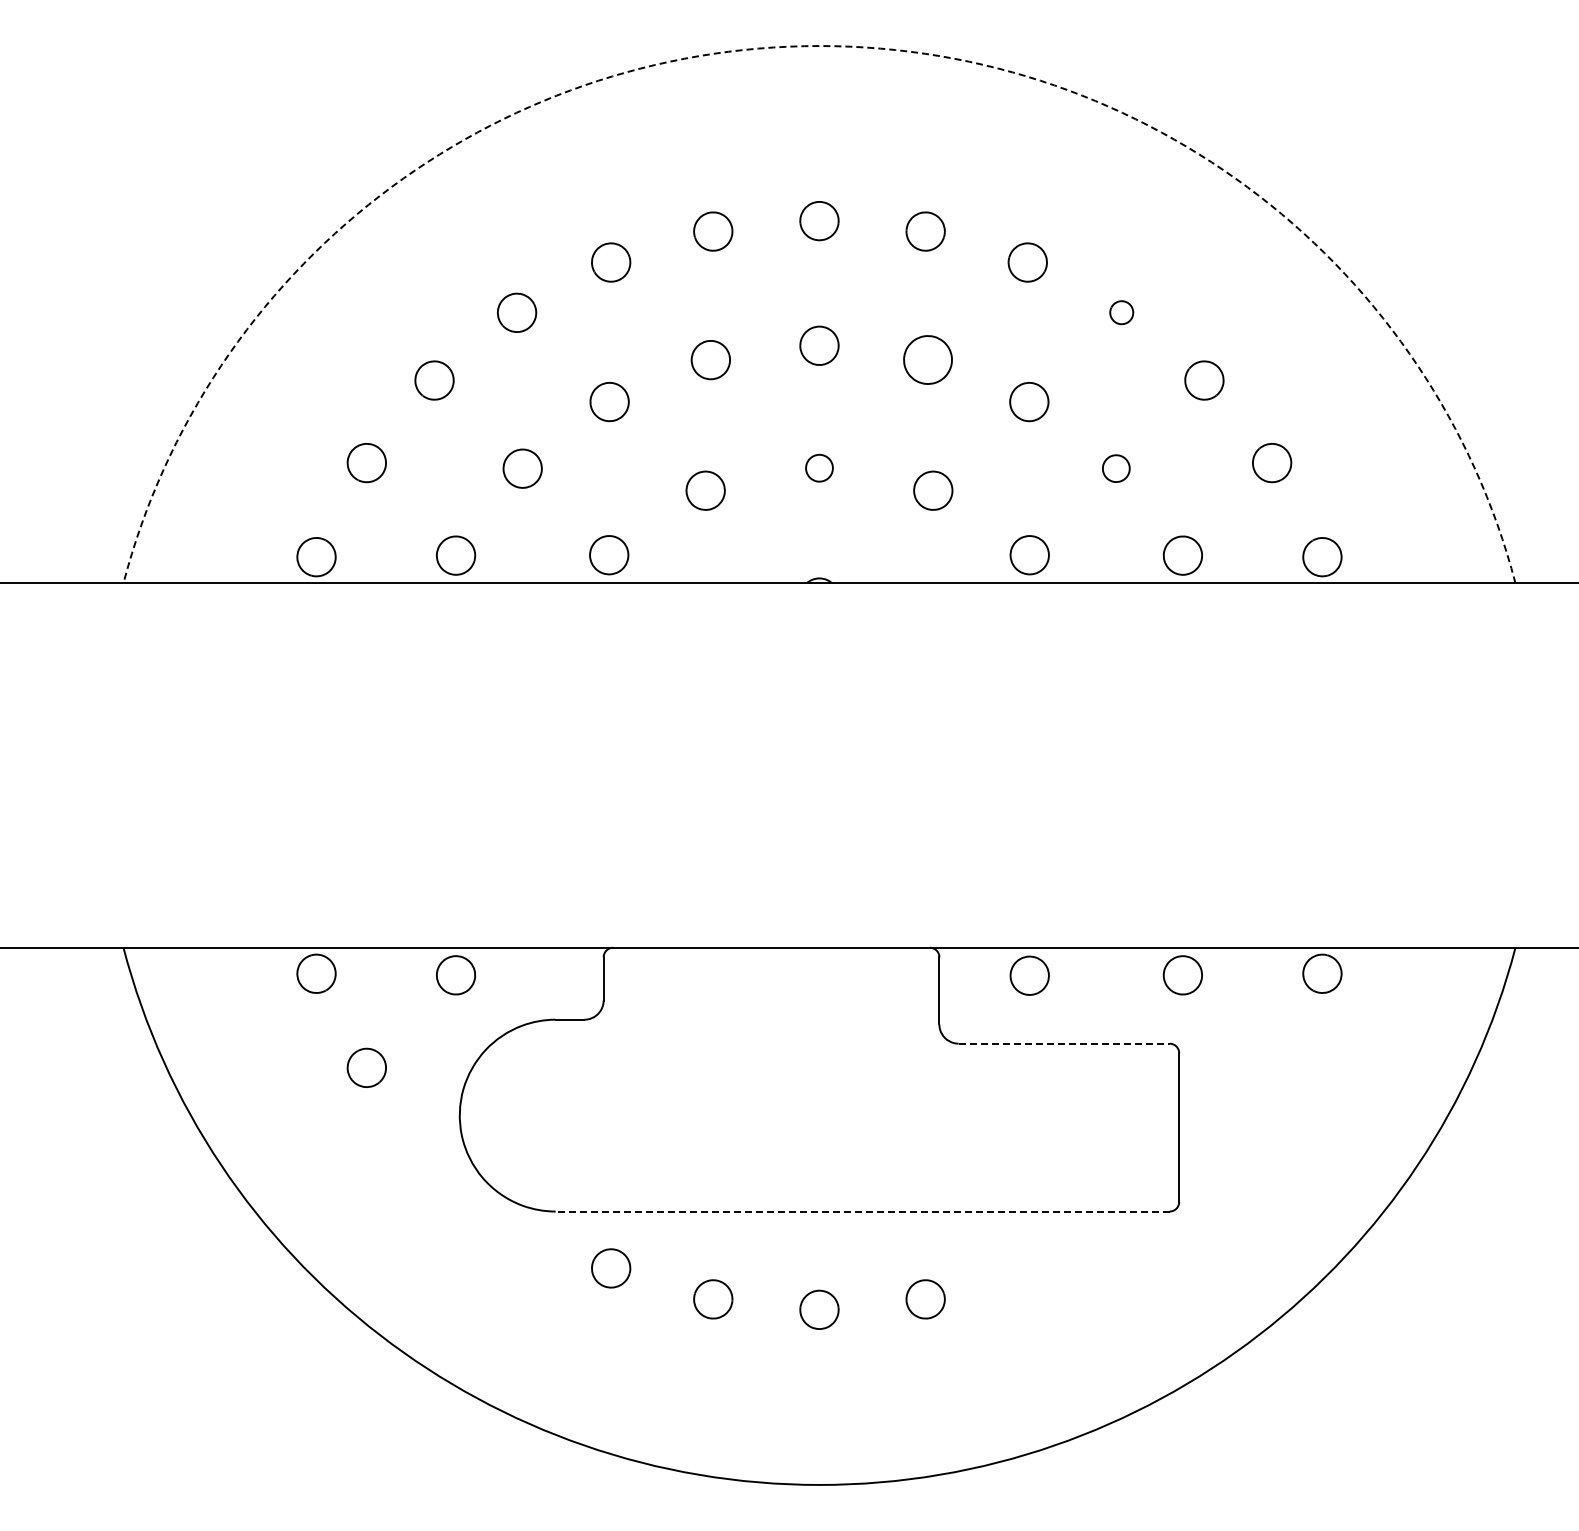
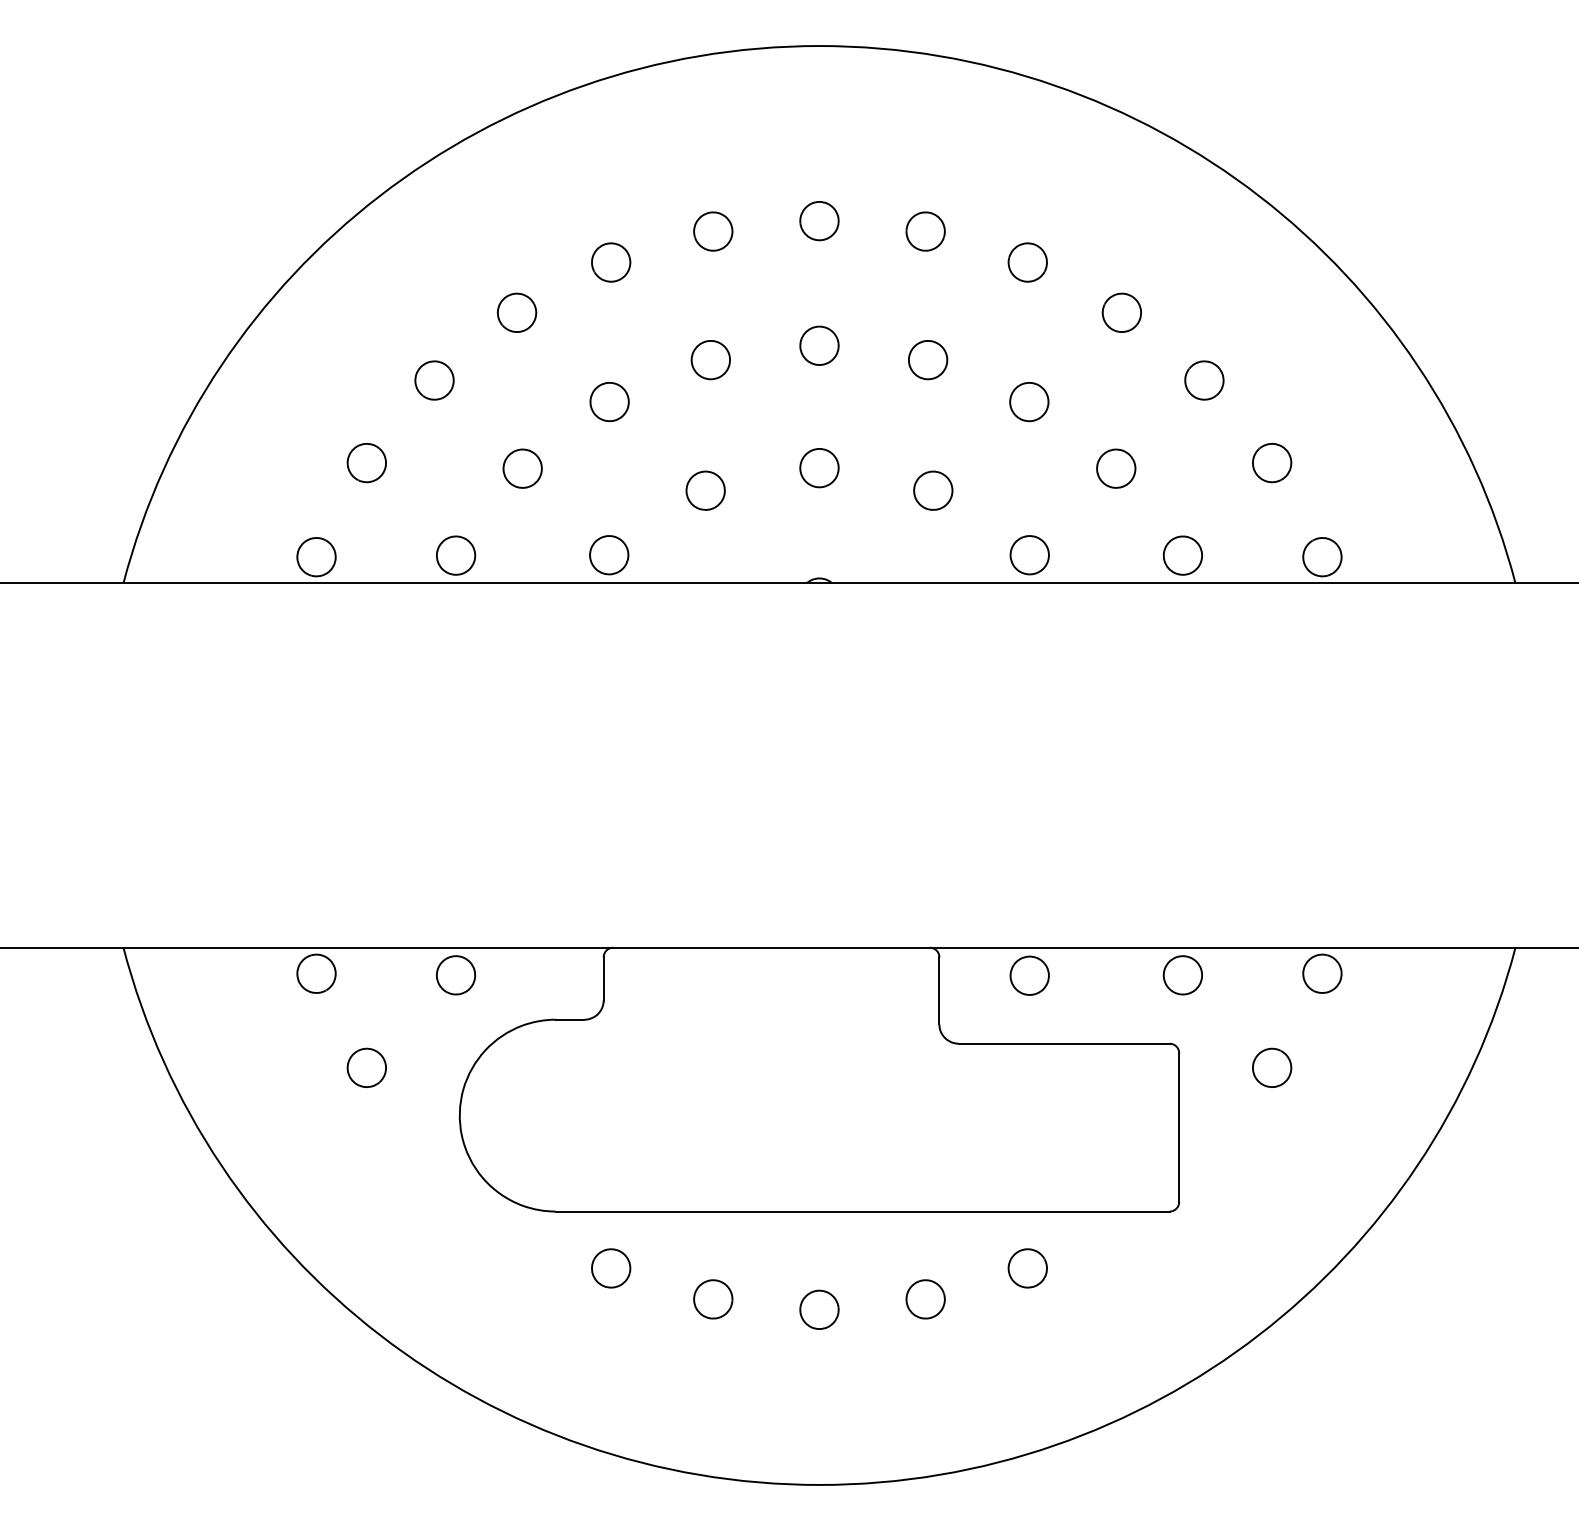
arc: dashed -> solid (819, 46)
part size: 26x26 px -> 41x41 px (1121, 312)
part size: 50x50 px -> 41x41 px (928, 360)
part size: 29x30 px -> 41x41 px (819, 468)
part size: 29x29 px -> 41x41 px (1116, 468)
line: dashed -> solid (1064, 1043)
part: none -> present (1272, 1067)
line: dashed -> solid (862, 1211)
part: none -> present (1027, 1268)
